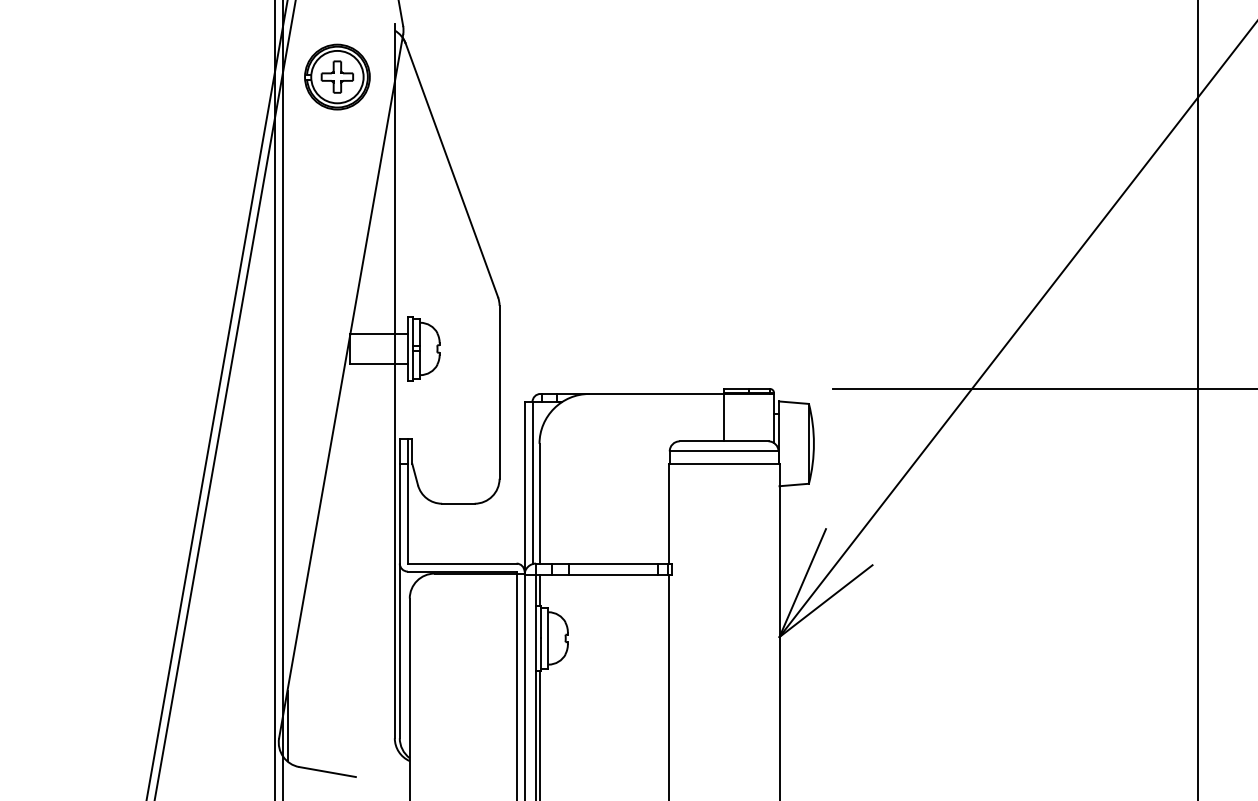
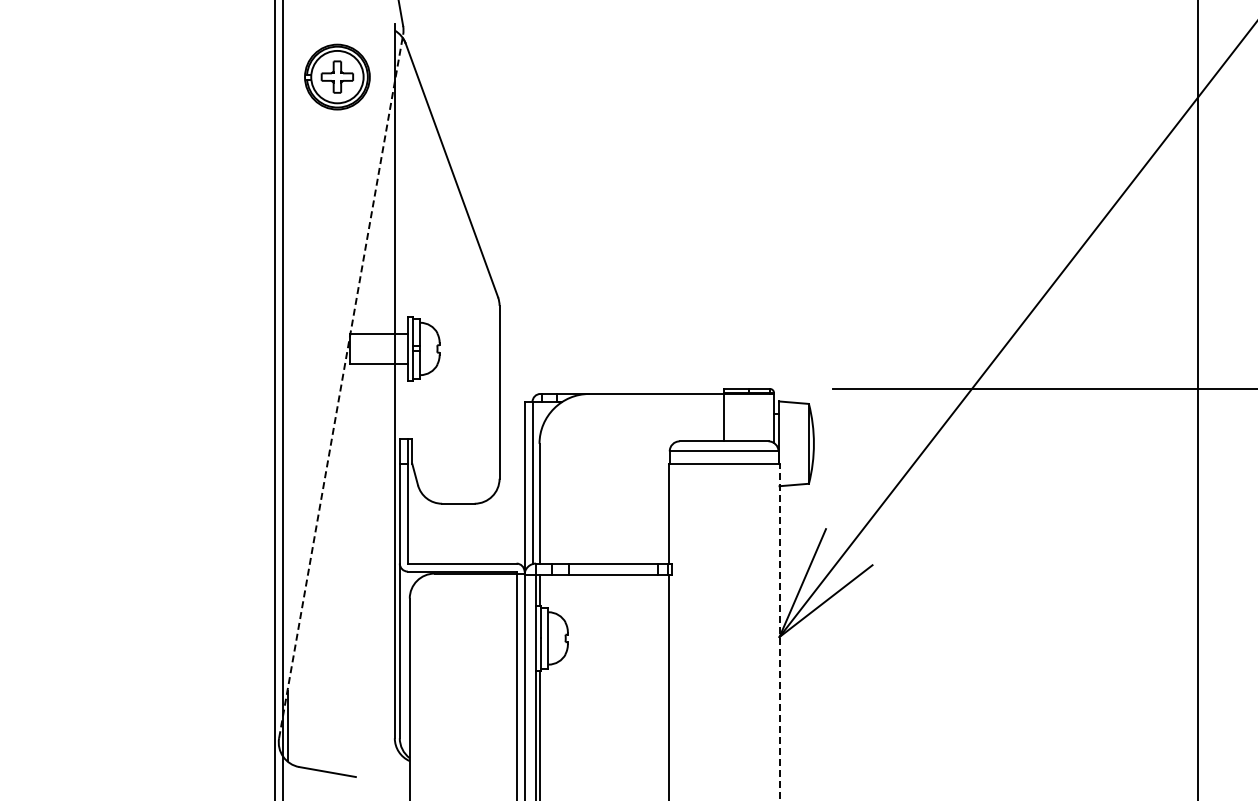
line: solid -> dashed (341, 385)
line: present -> none (217, 399)
line: present -> none (225, 399)
line: solid -> dashed (779, 631)
